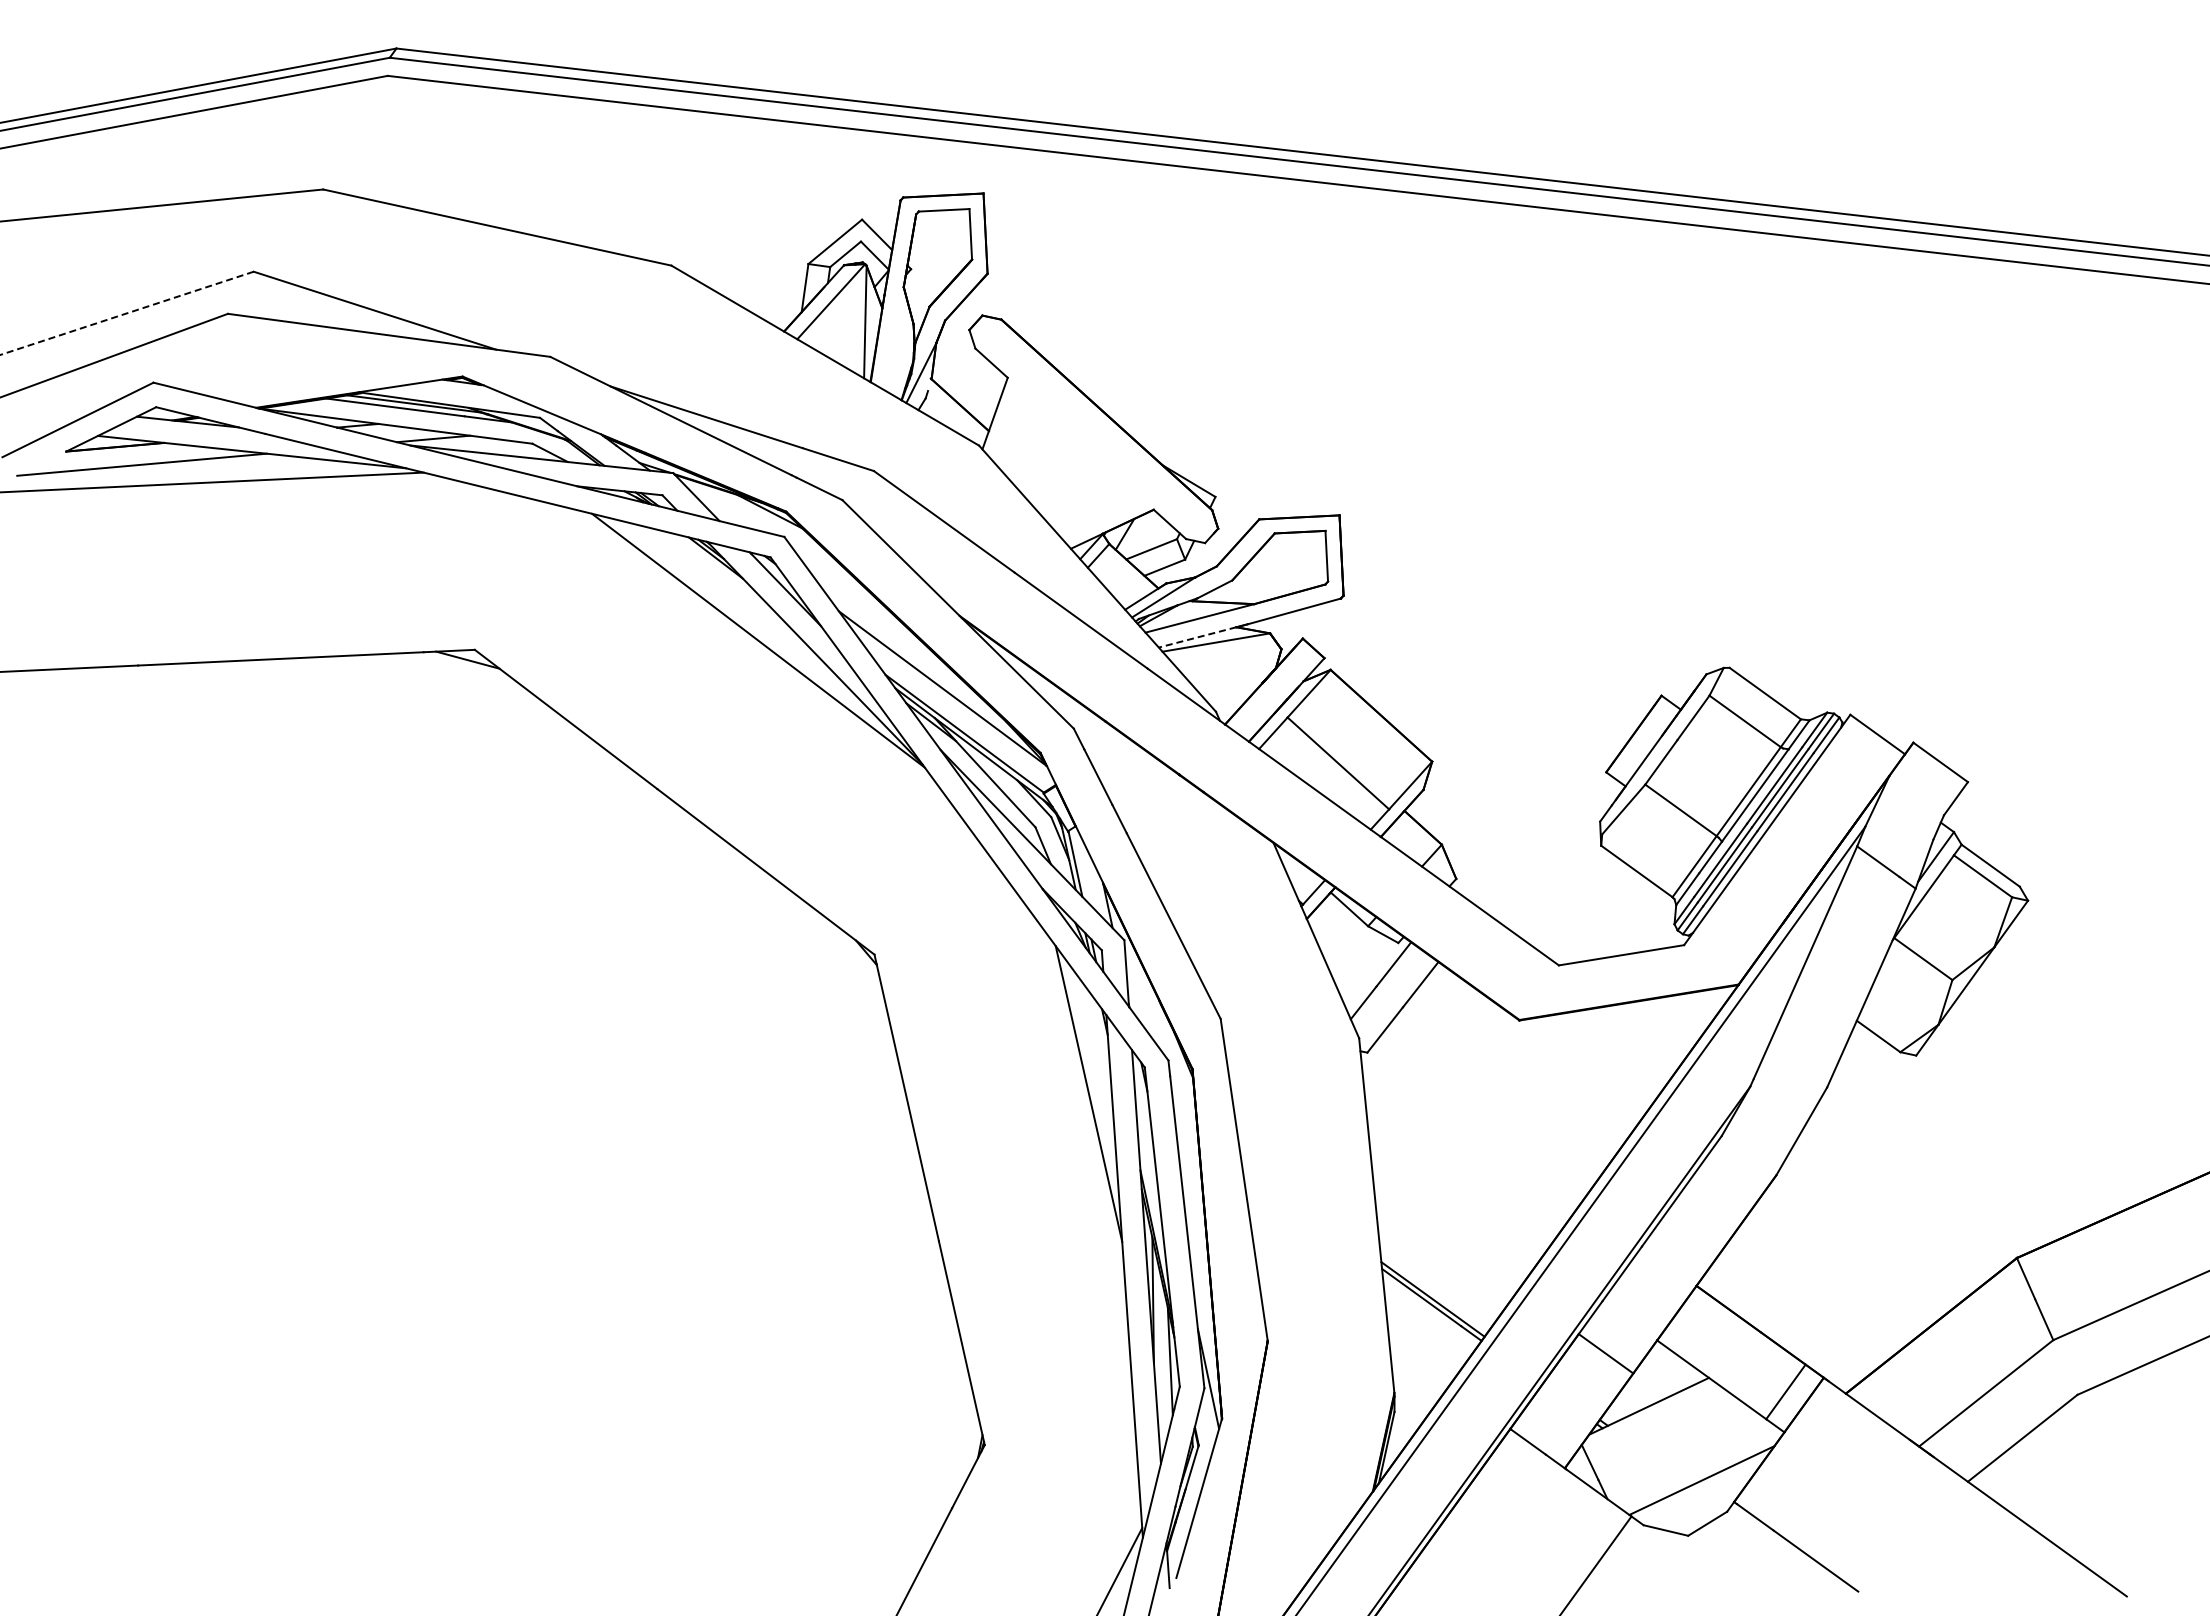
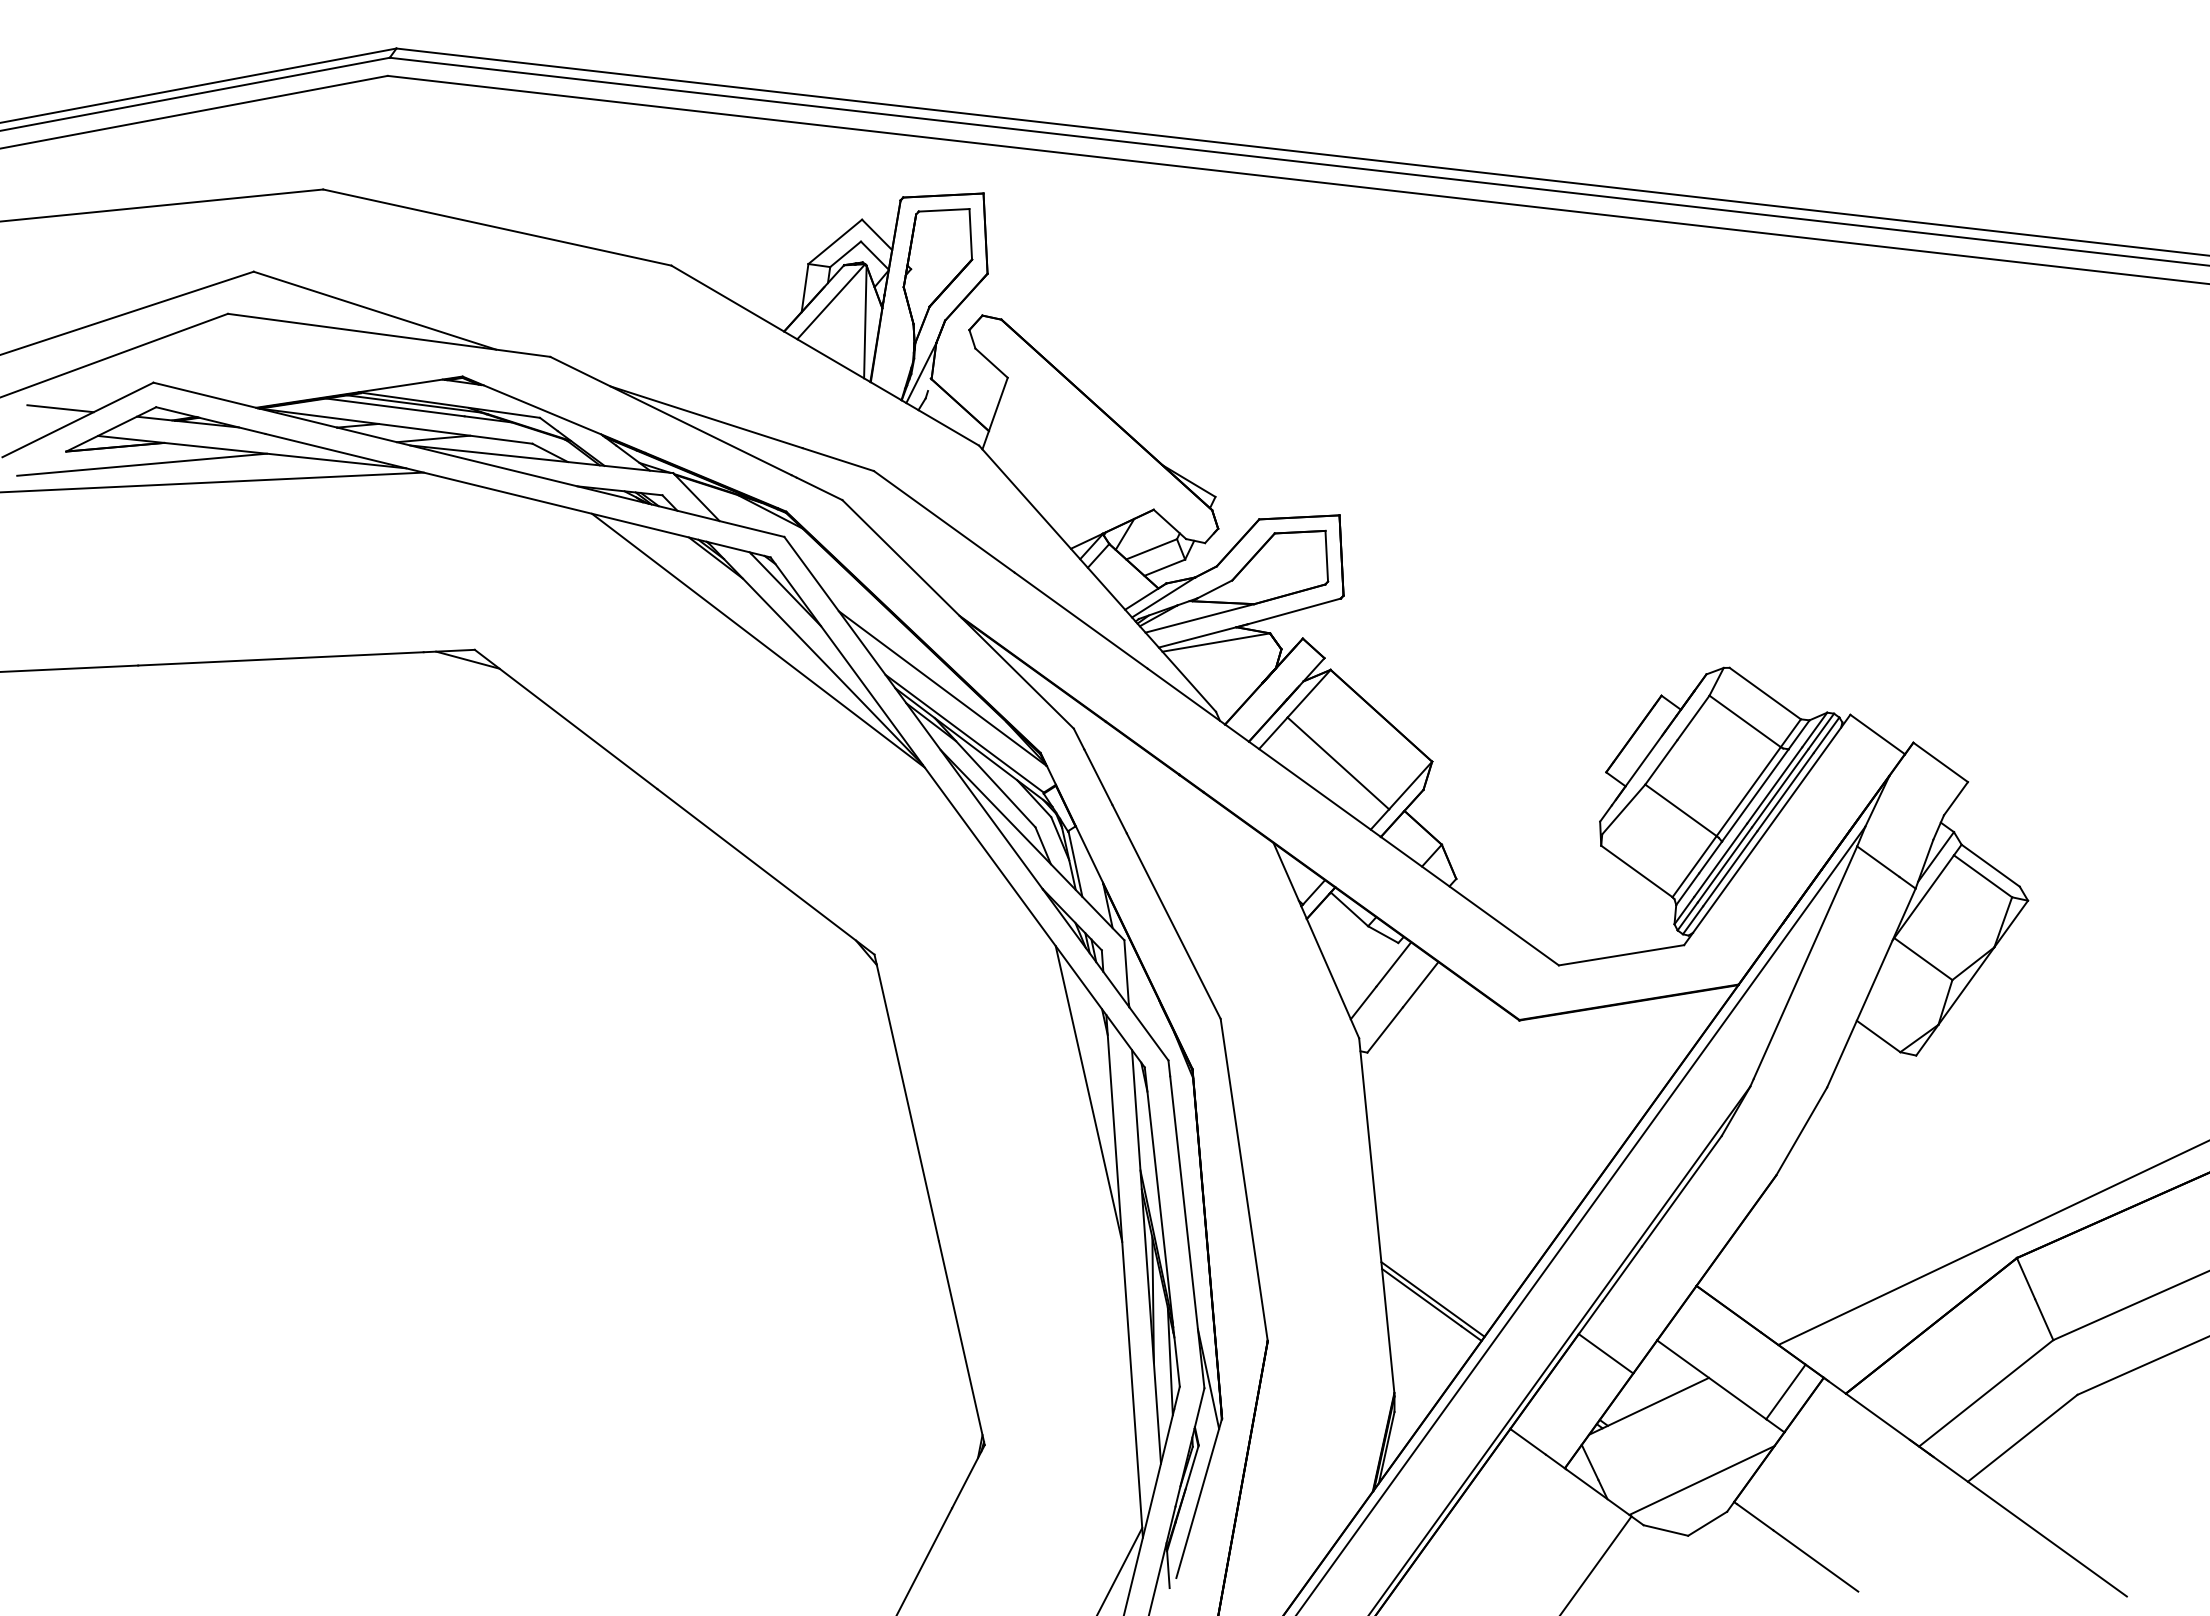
line: dashed -> solid (126, 313)
line: none -> present (60, 408)
line: dashed -> solid (1197, 637)
line: none -> present (1992, 1242)
